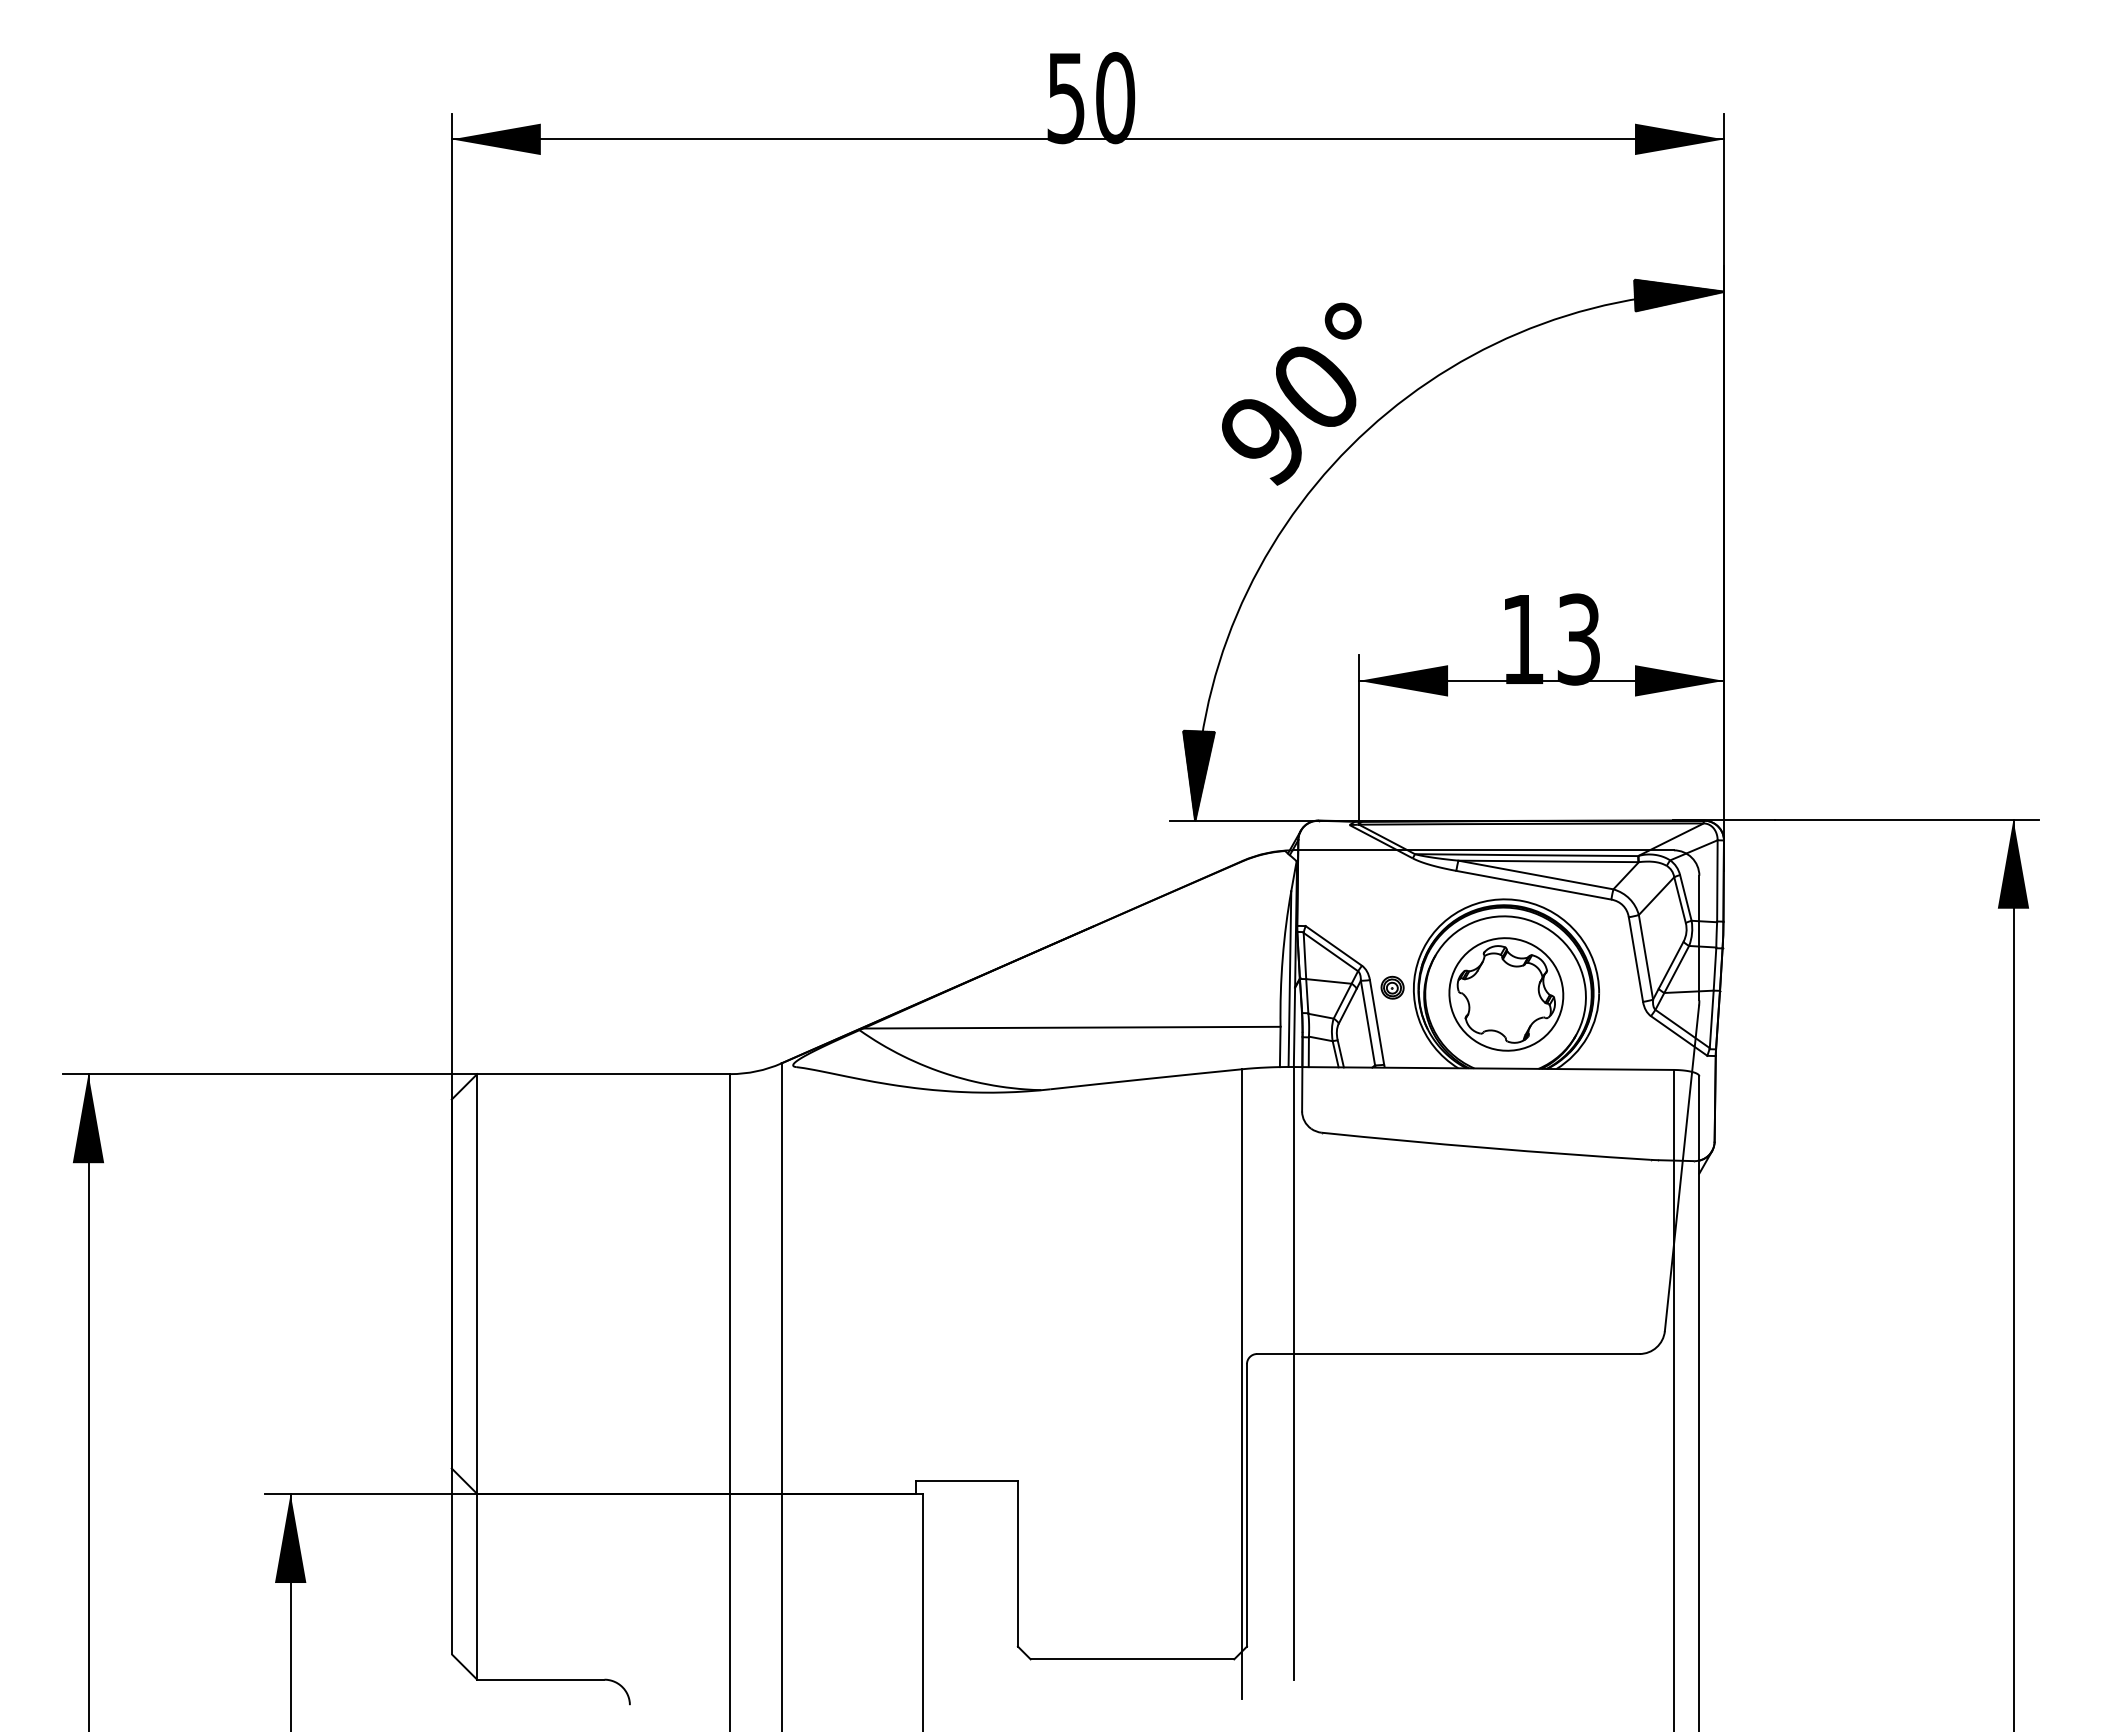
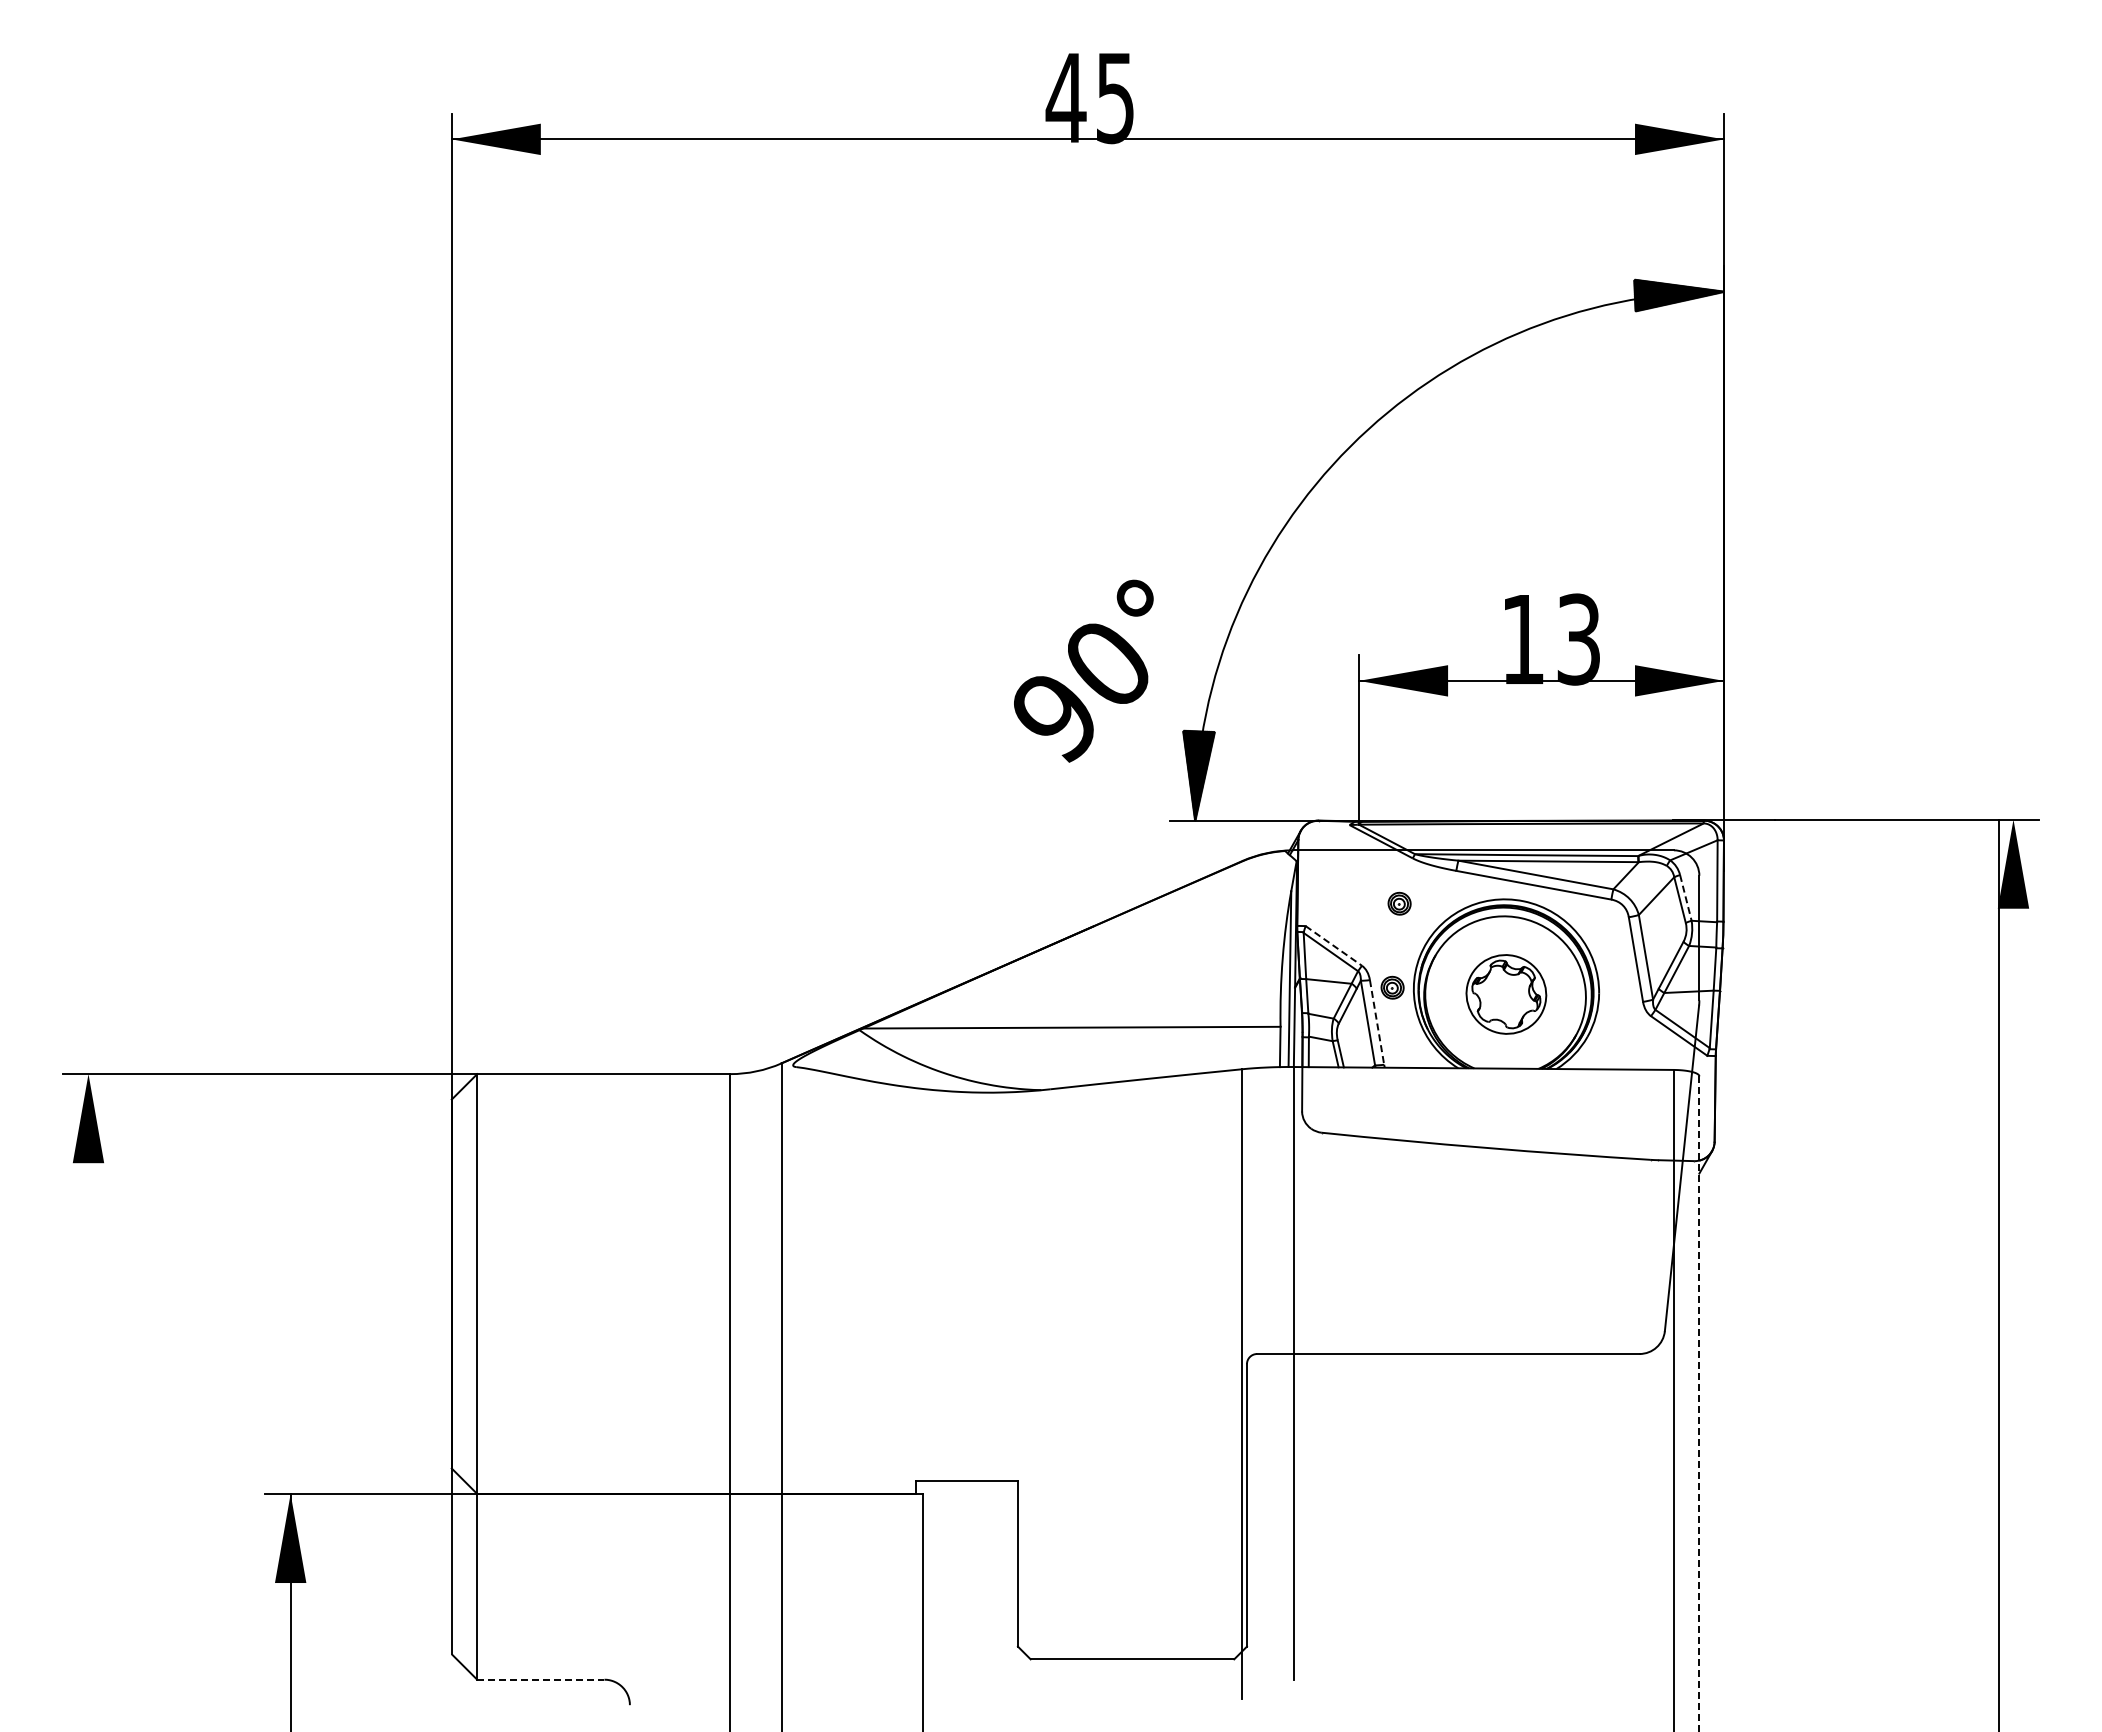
text: 50 -> 45 (1090, 98)
text position: (1291, 393) -> (1083, 670) (1083, 670)
line: solid -> dashed (1685, 897)
part: none -> present (1399, 903)
line: solid -> dashed (1334, 946)
part size: 117x115 px -> 83x81 px (1506, 994)
line: solid -> dashed (1377, 1022)
line position: (2013, 1273) -> (1998, 1273) (1998, 1273)
line: present -> none (88, 1401)
line: solid -> dashed (1699, 1404)
line: solid -> dashed (540, 1679)
